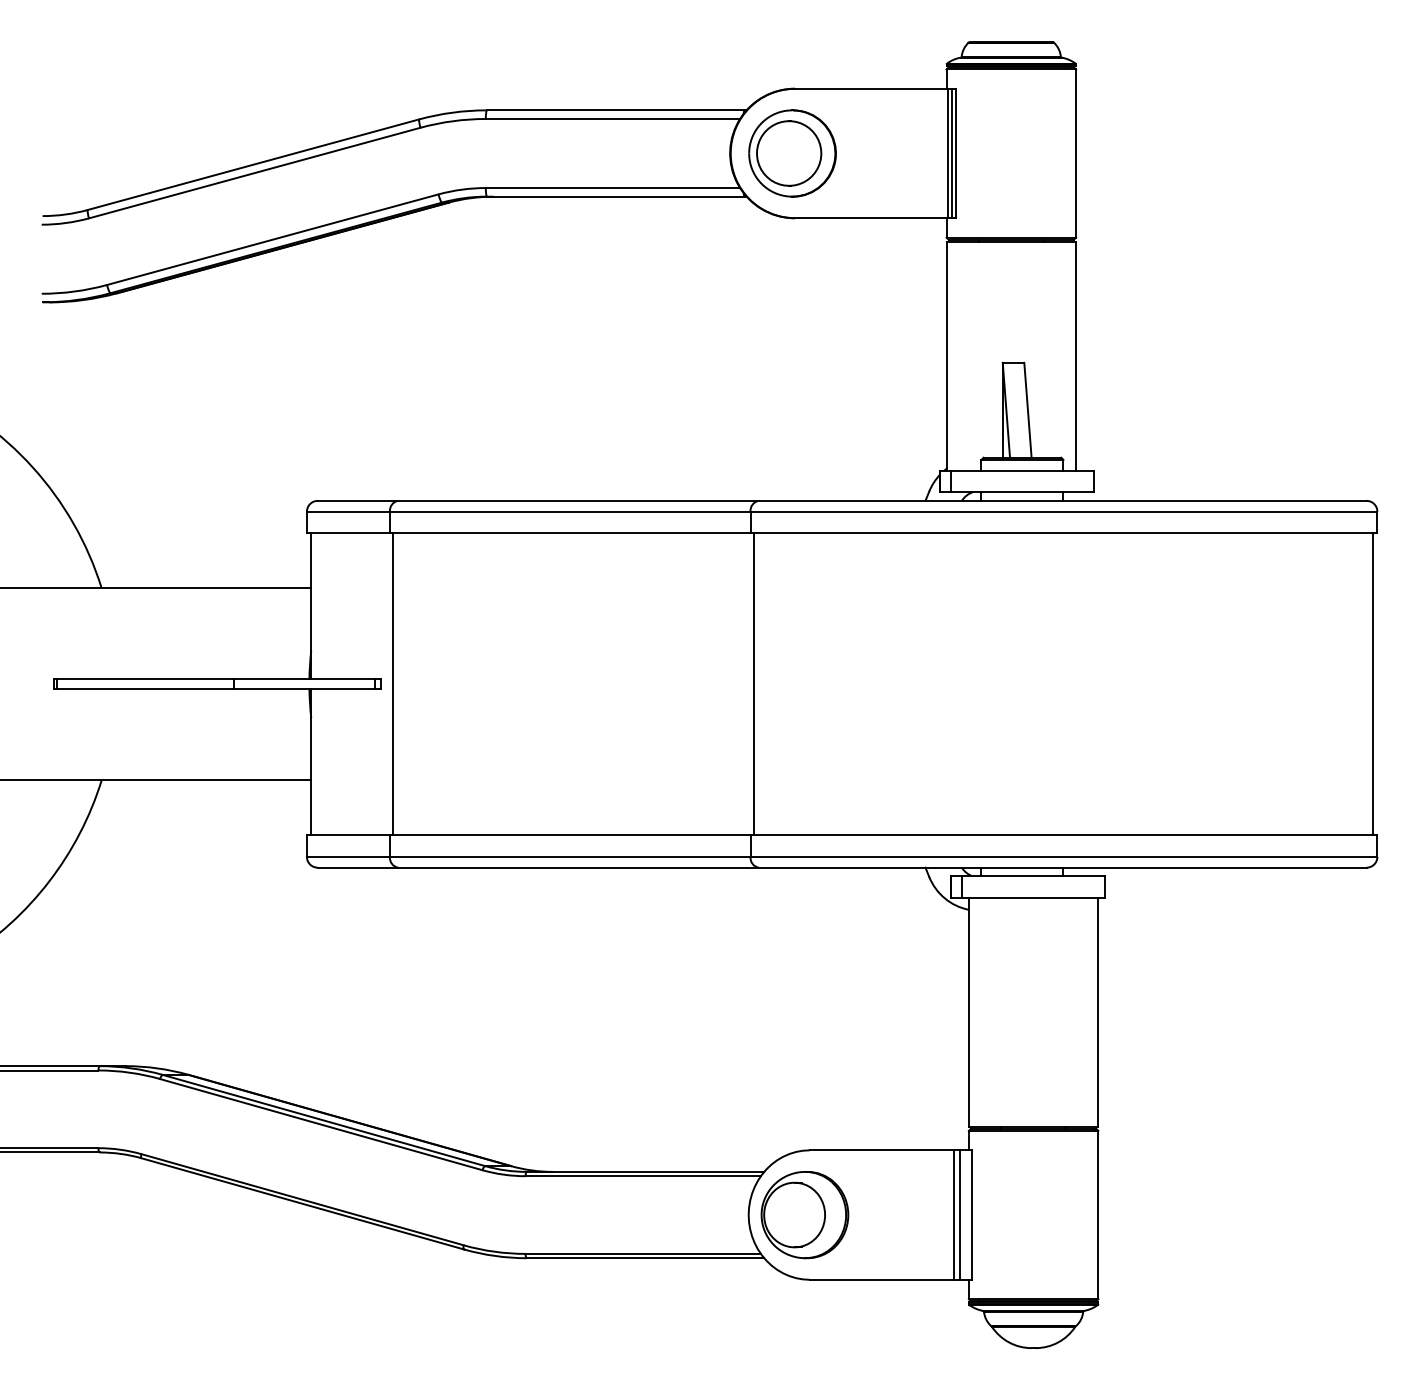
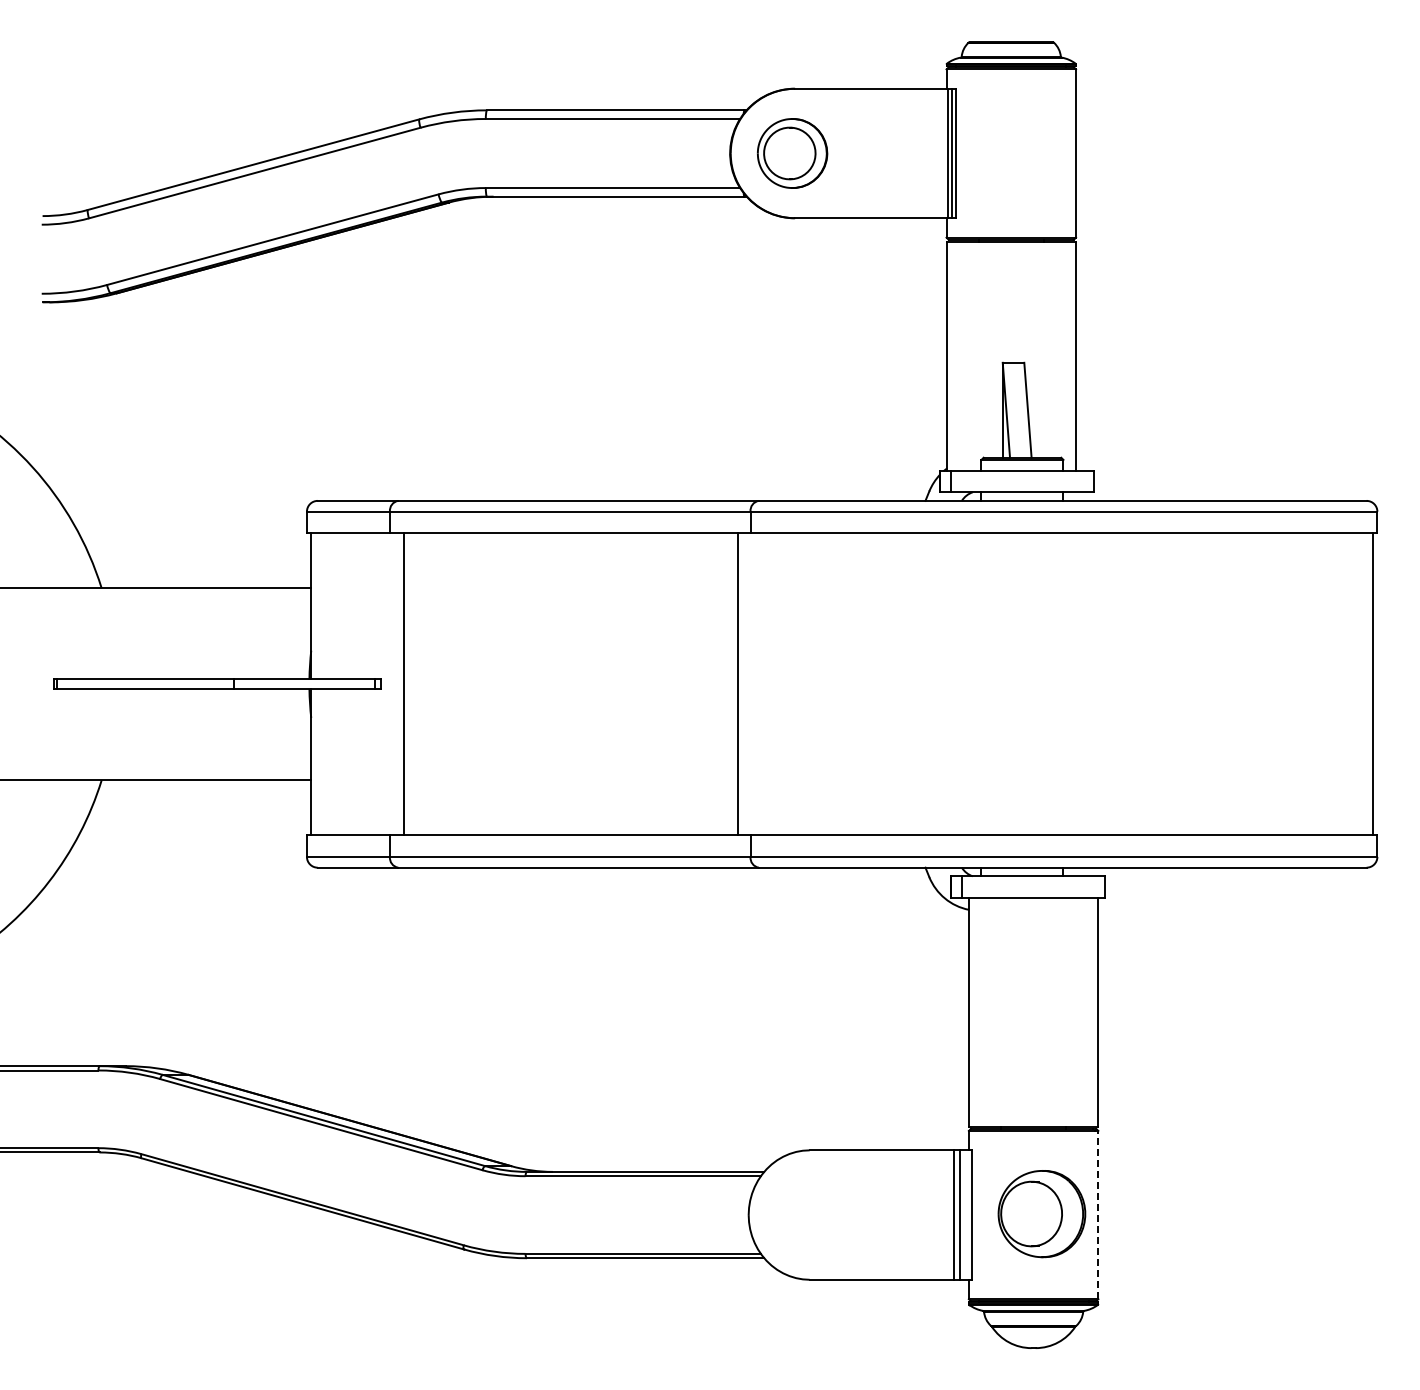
part size: 89x89 px -> 72x71 px (792, 153)
line position: (393, 684) -> (404, 684) (404, 684)
line position: (753, 684) -> (737, 684) (737, 684)
line: solid -> dashed (1098, 1214)
part position: (804, 1215) -> (1041, 1214) (1041, 1214)
